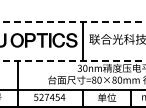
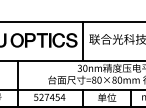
line: dashed -> solid (73, 21)
line: dashed -> solid (73, 60)
